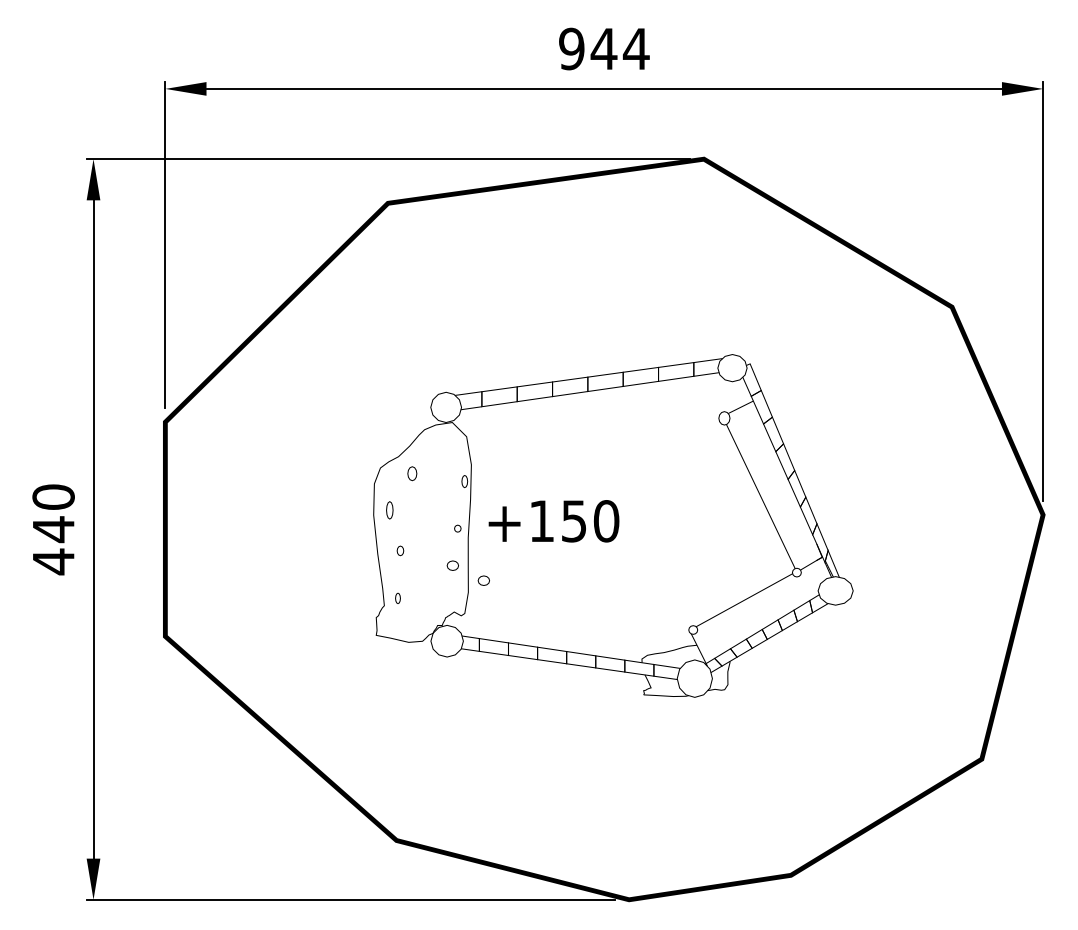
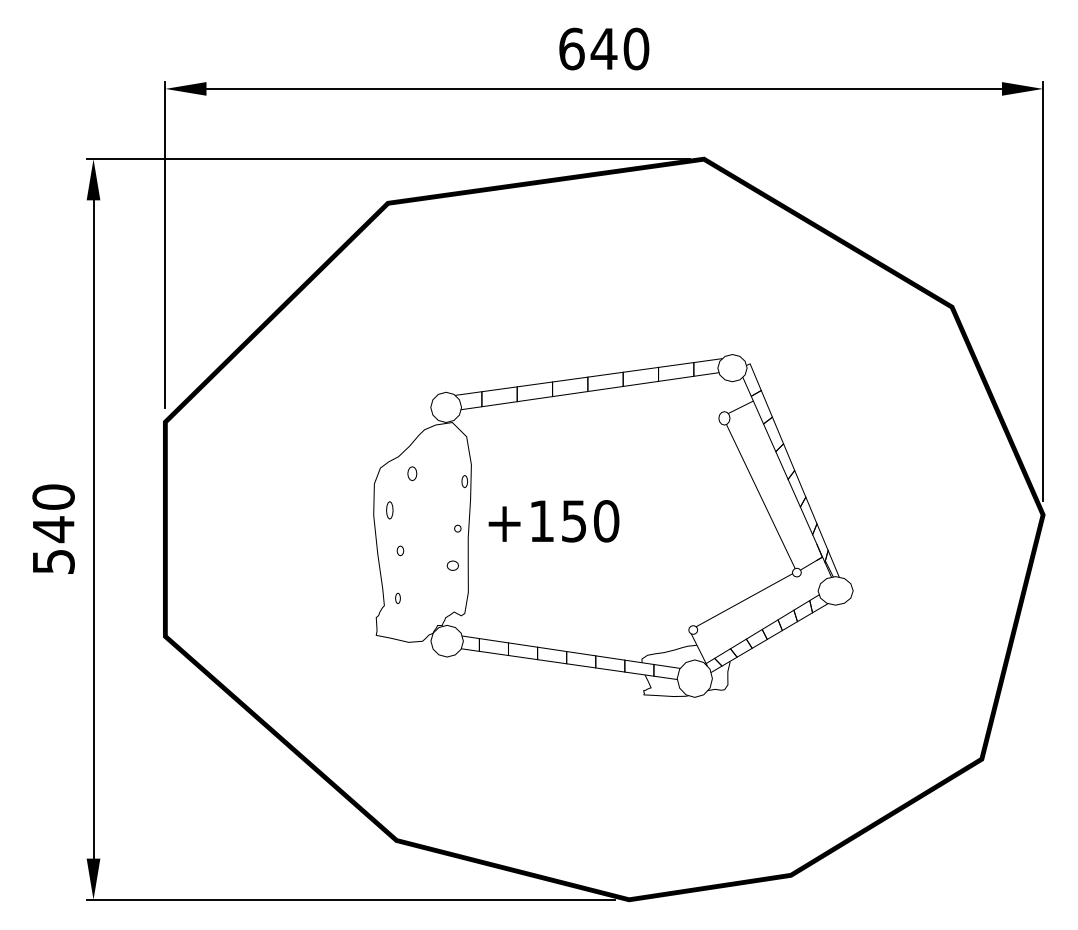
text: 944 -> 640 (604, 48)
text: 440 -> 540 (53, 561)
part: present -> none (483, 580)
